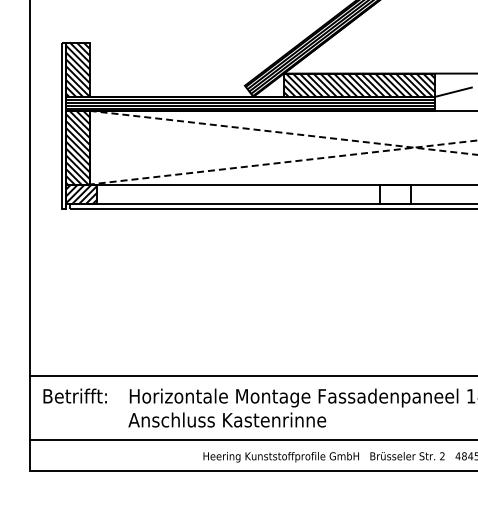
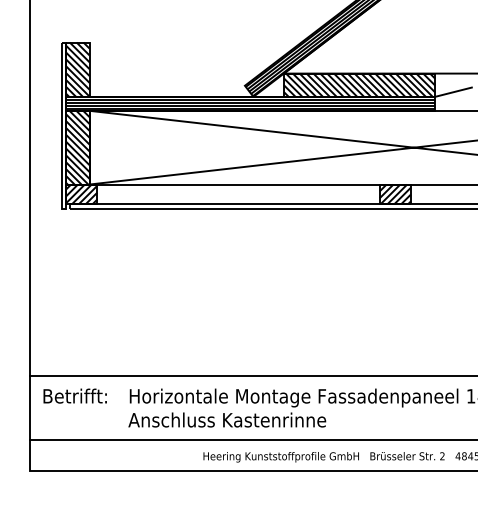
line: dashed -> solid (477, 140)
hatch: none -> present (394, 193)
